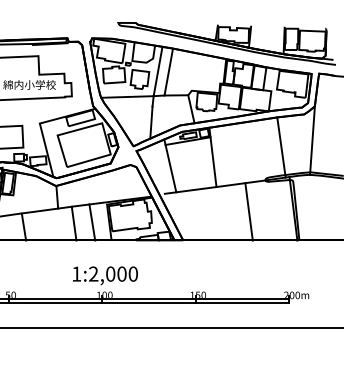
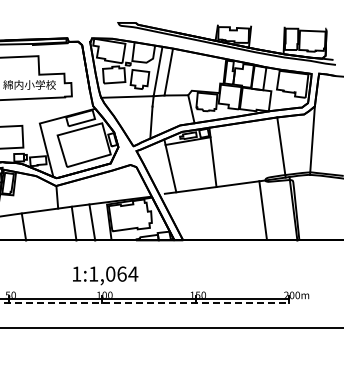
line position: (248, 211) -> (262, 209) (262, 209)
text: 1:2,000 -> 1:1,064 (113, 273)
line: solid -> dashed (145, 303)
